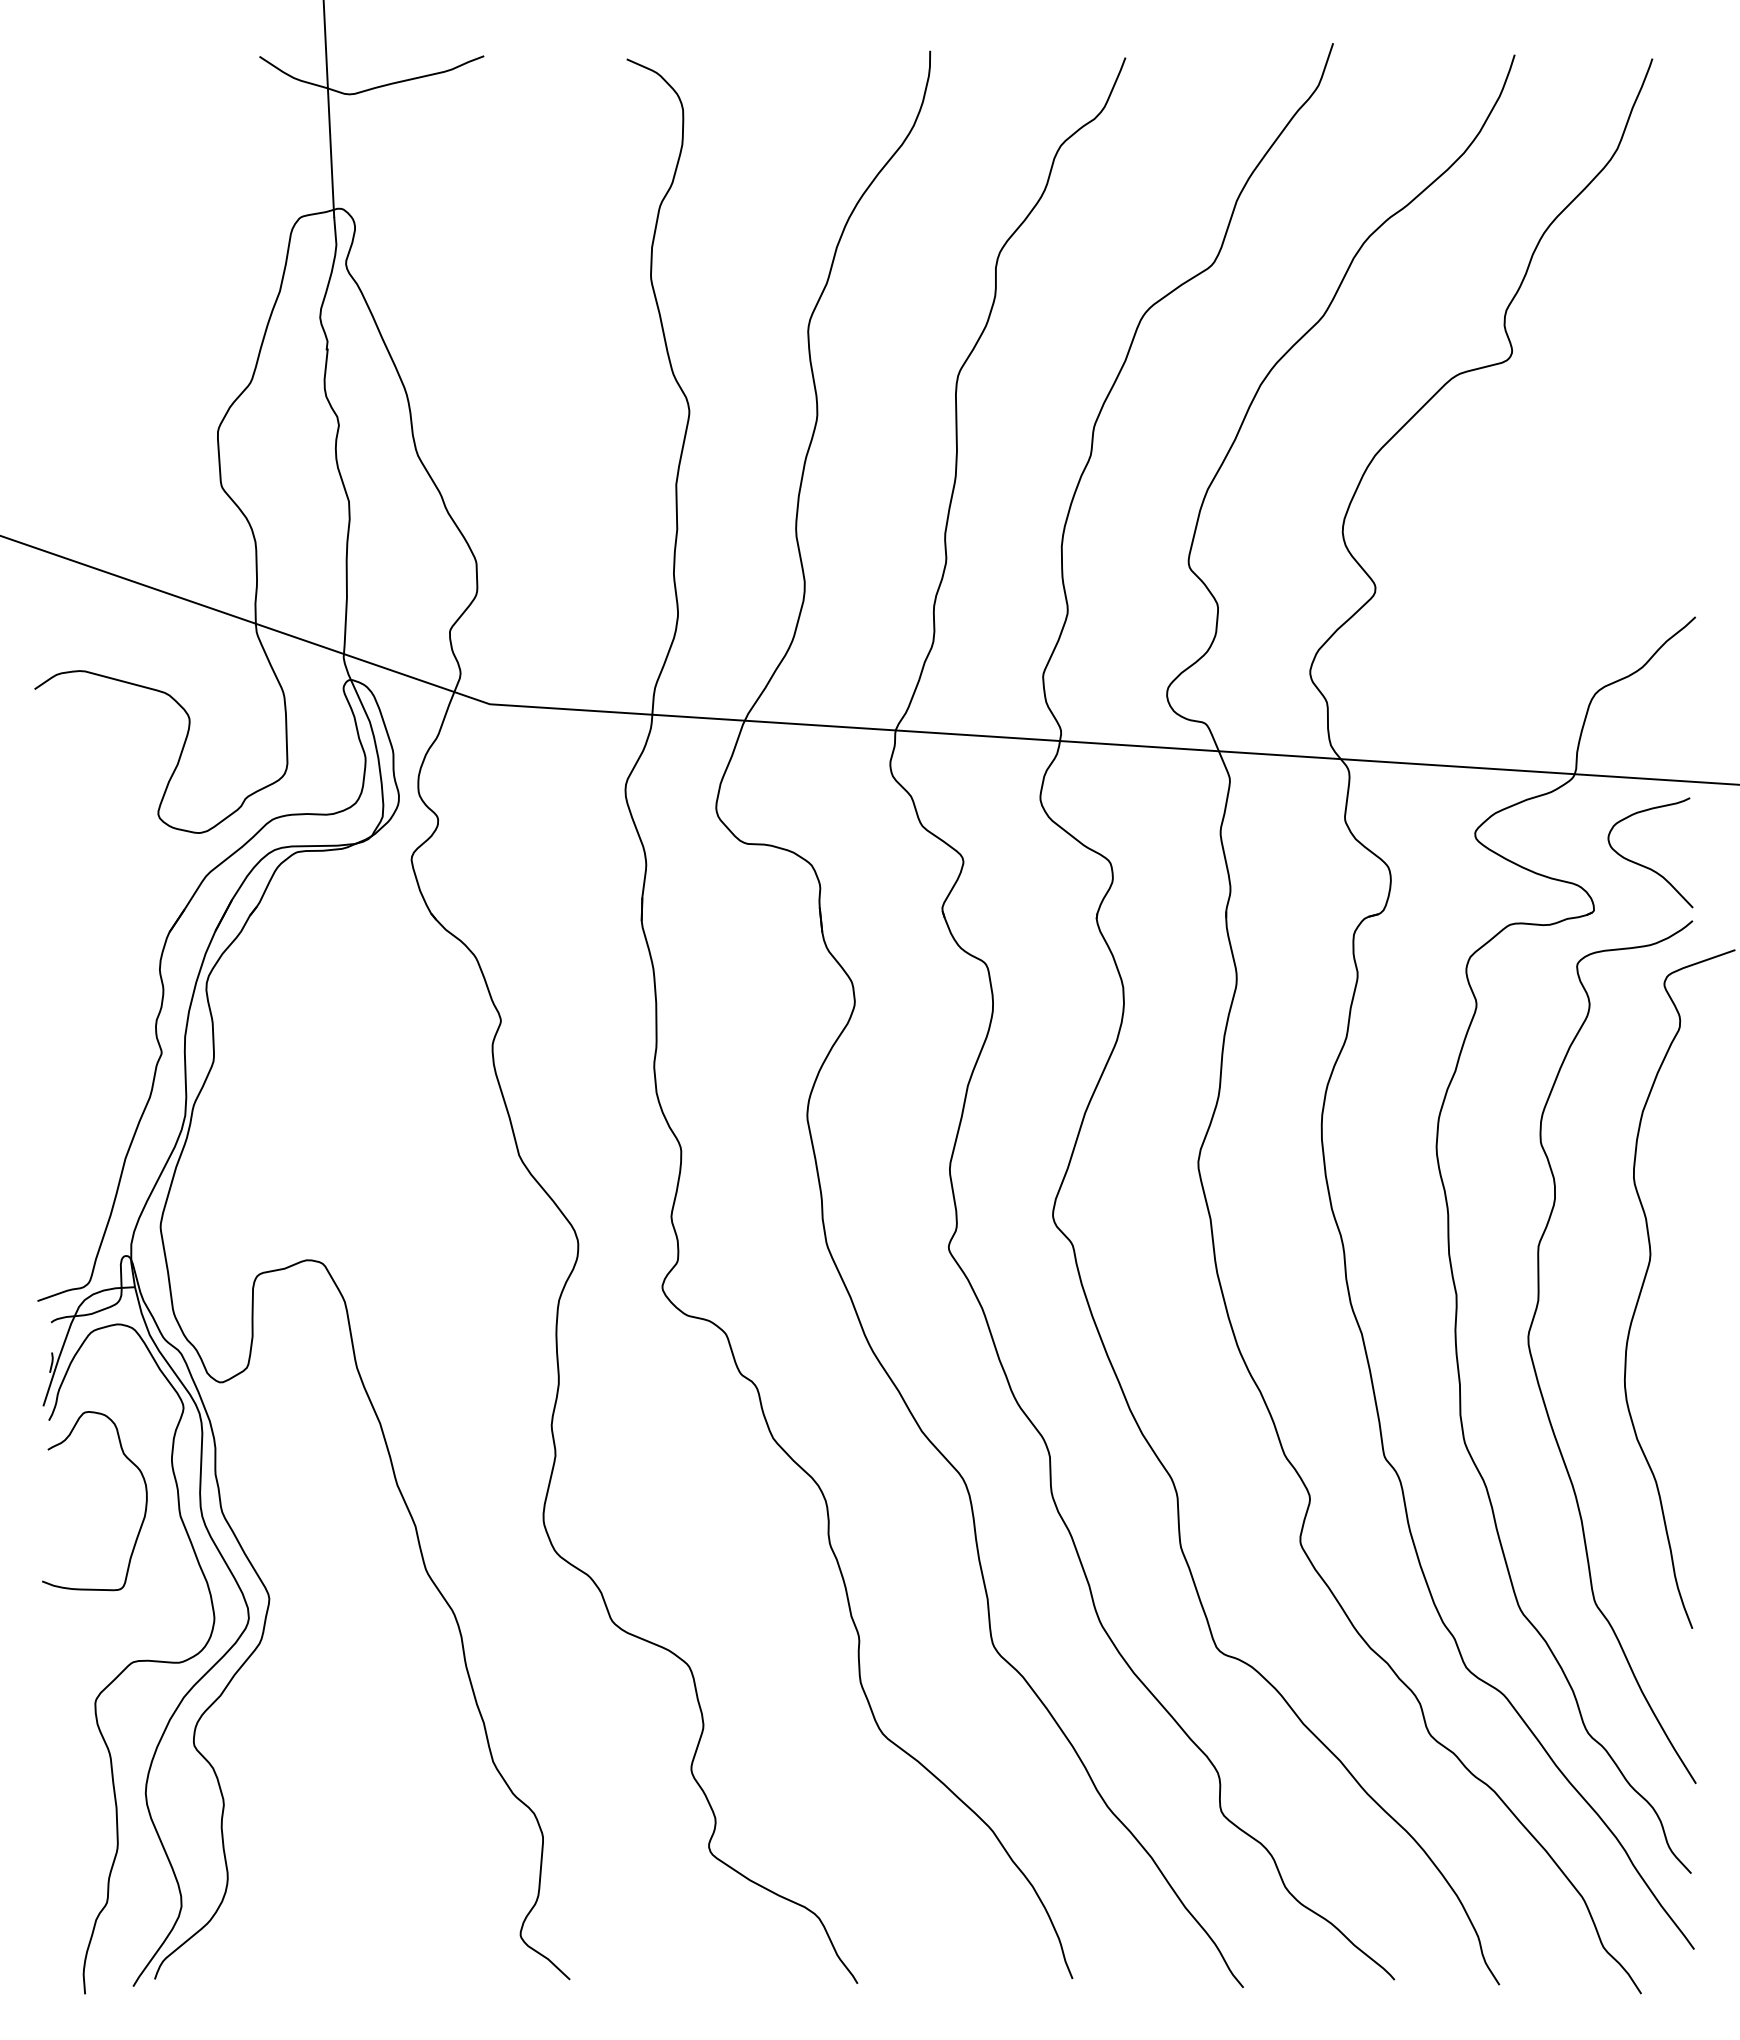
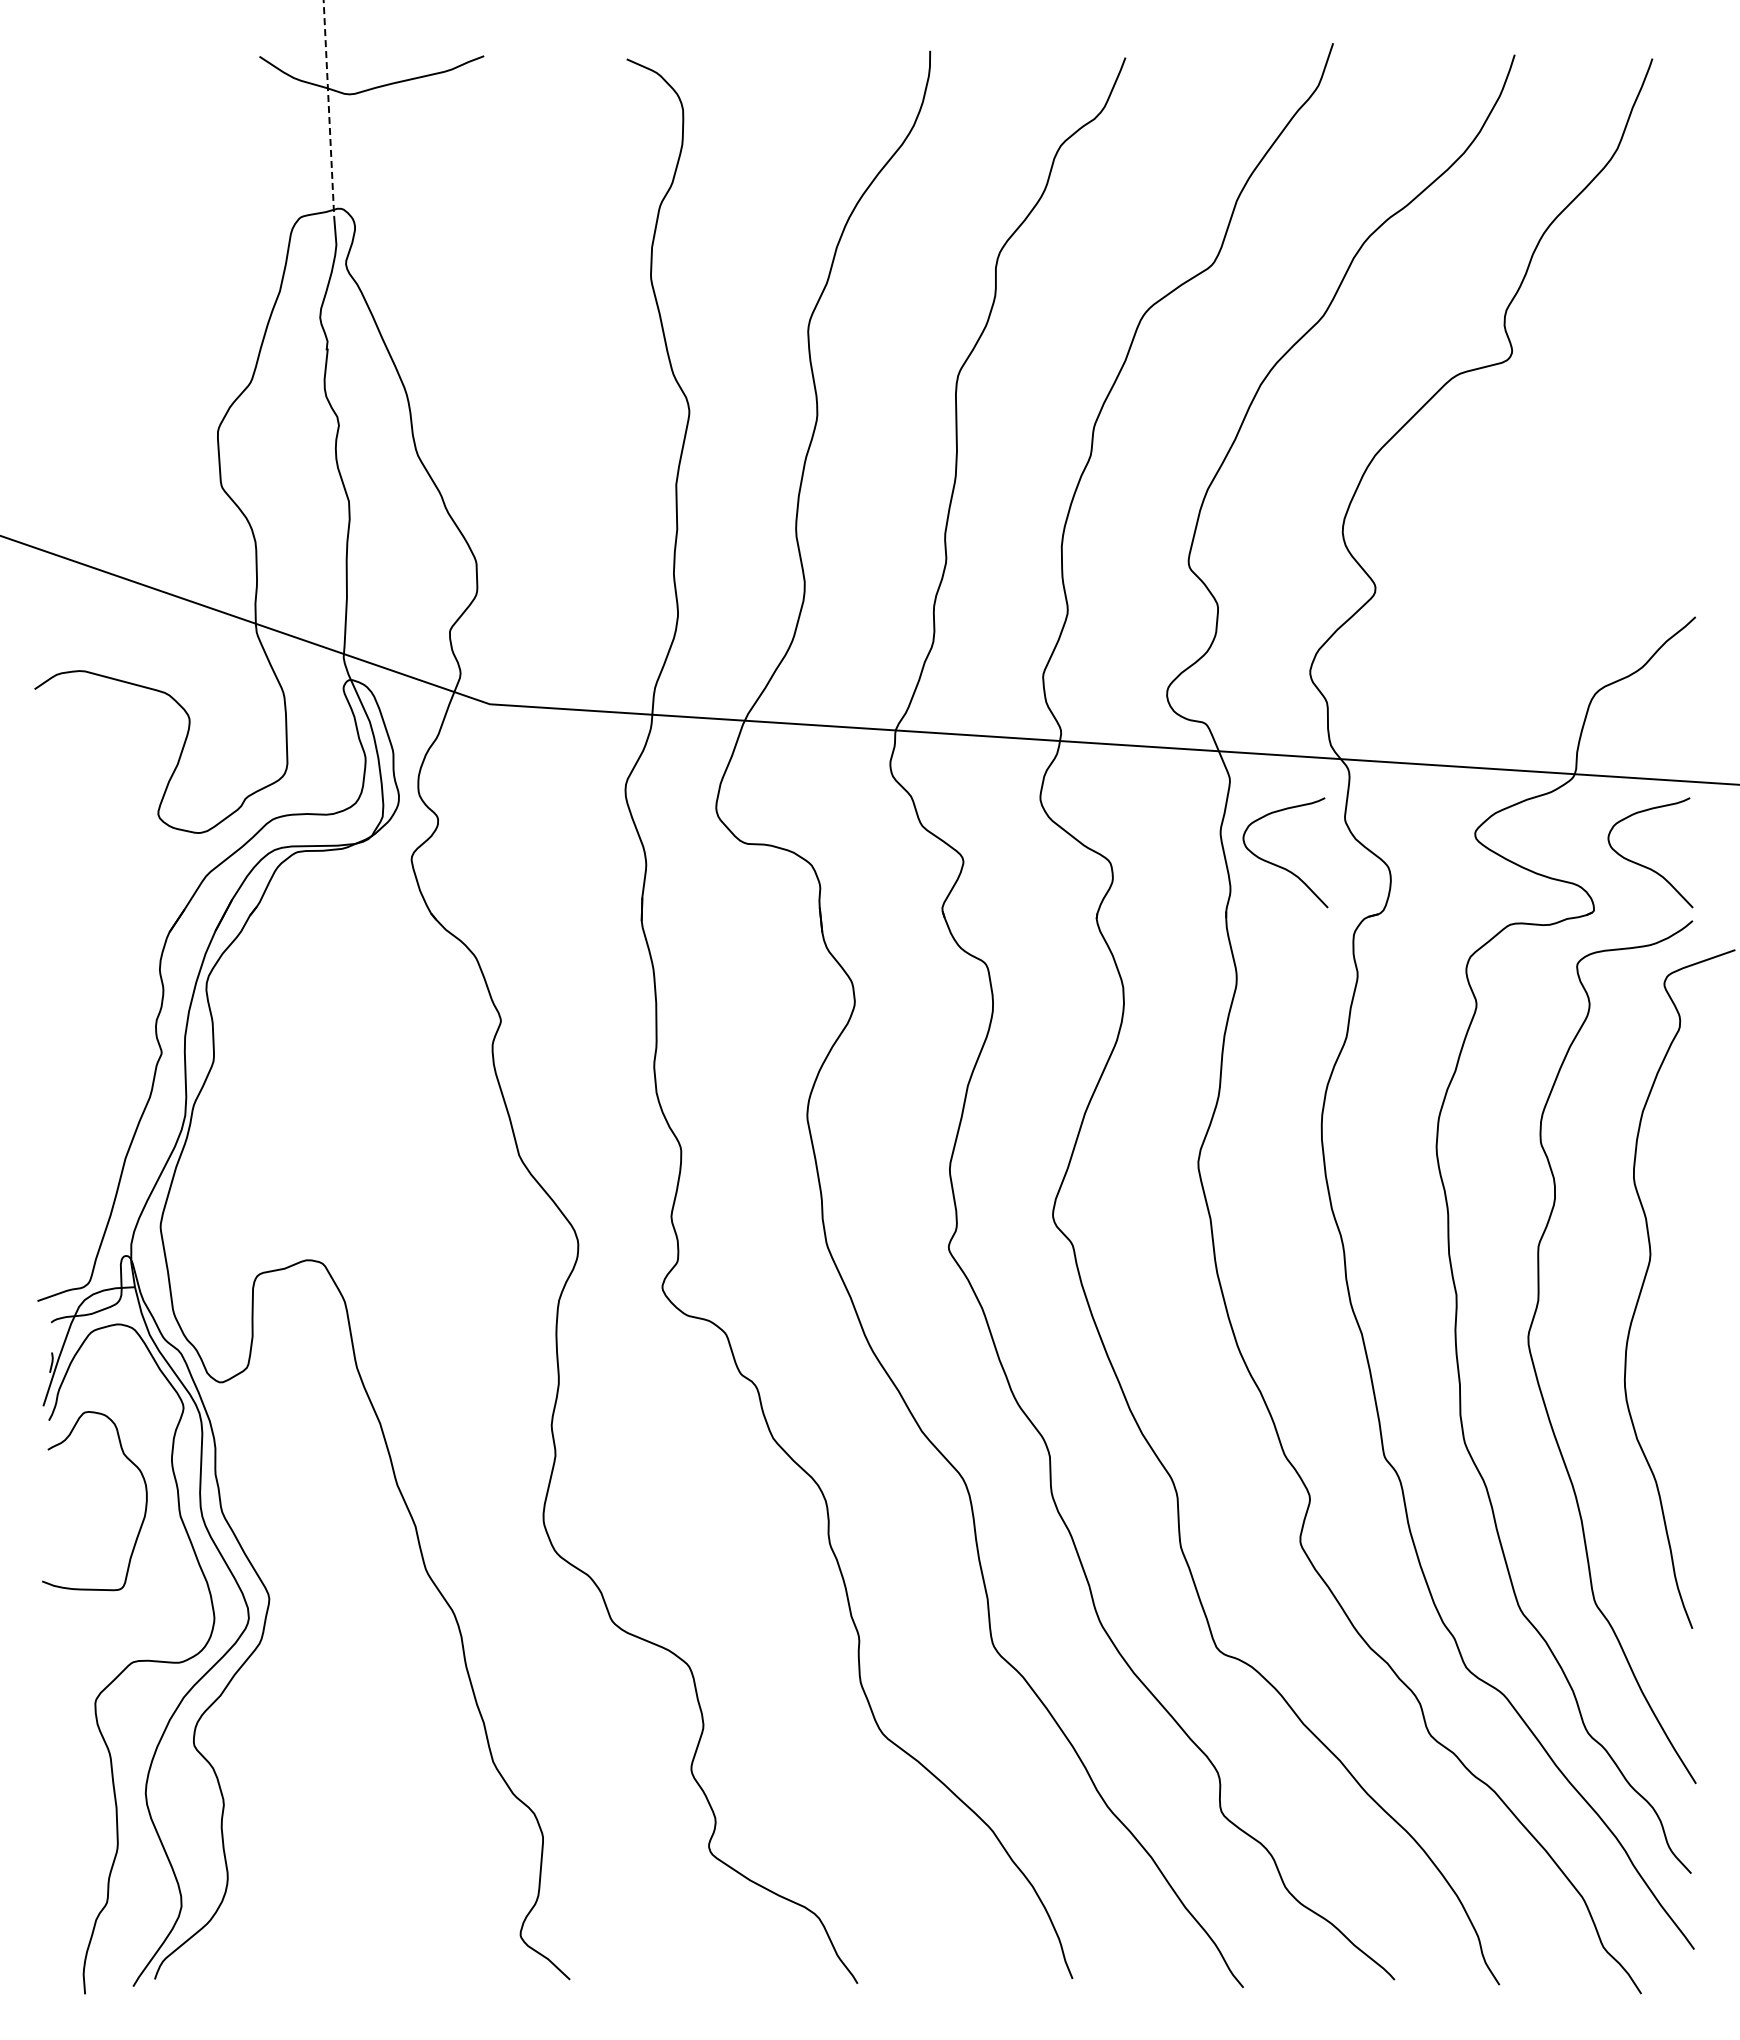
line: solid -> dashed (328, 109)
curve: none -> present (1279, 865)
